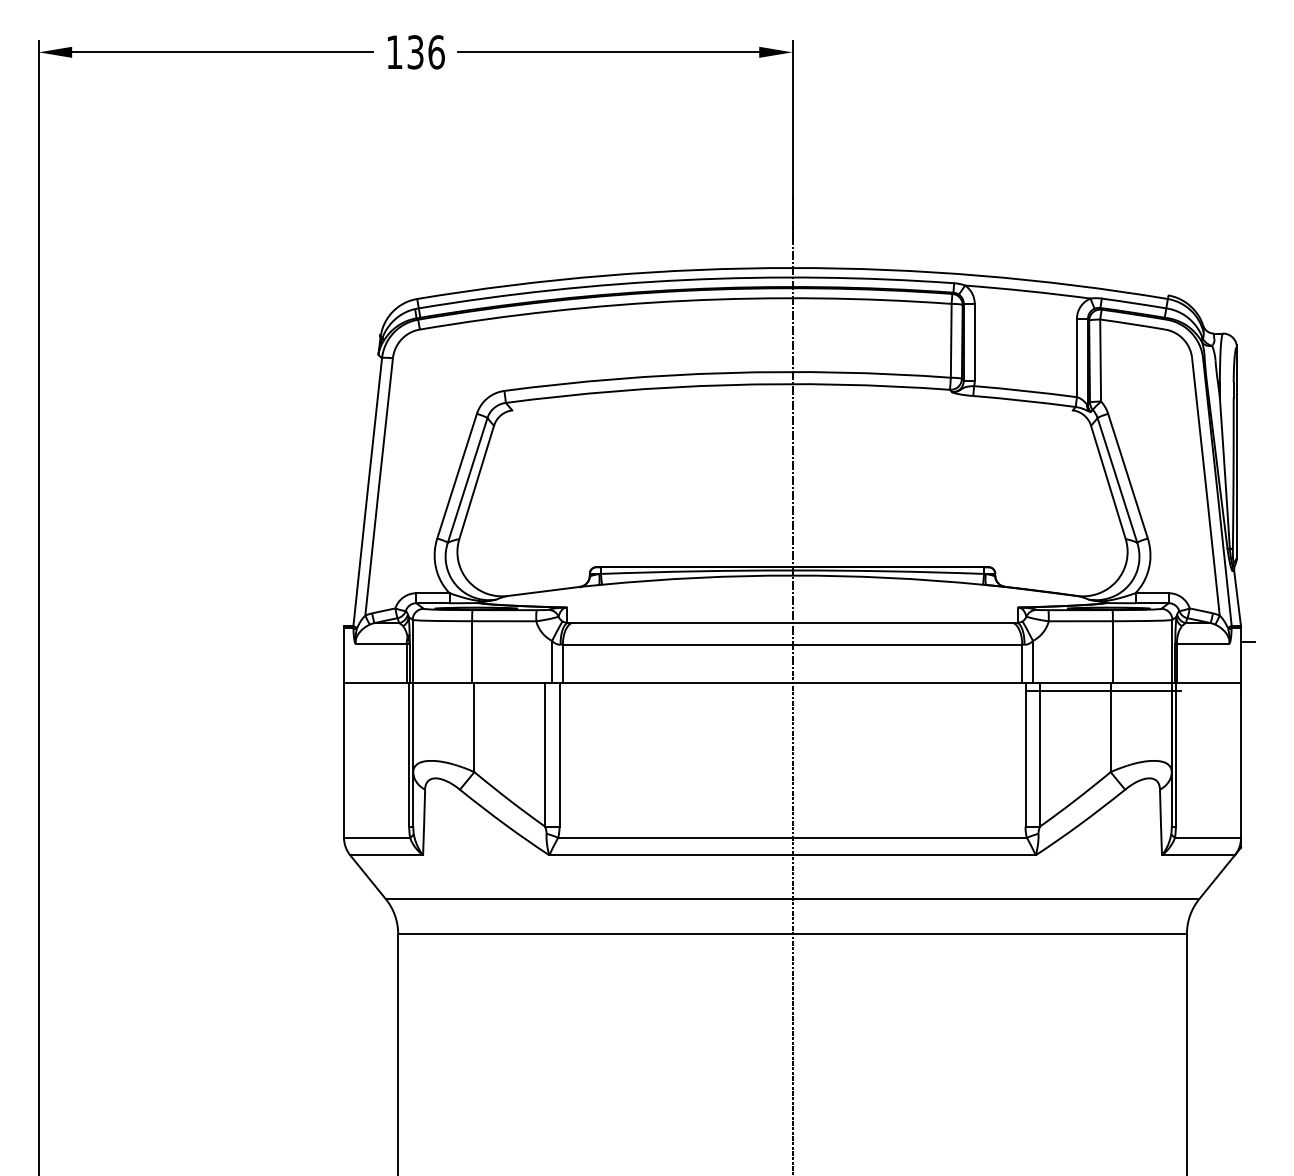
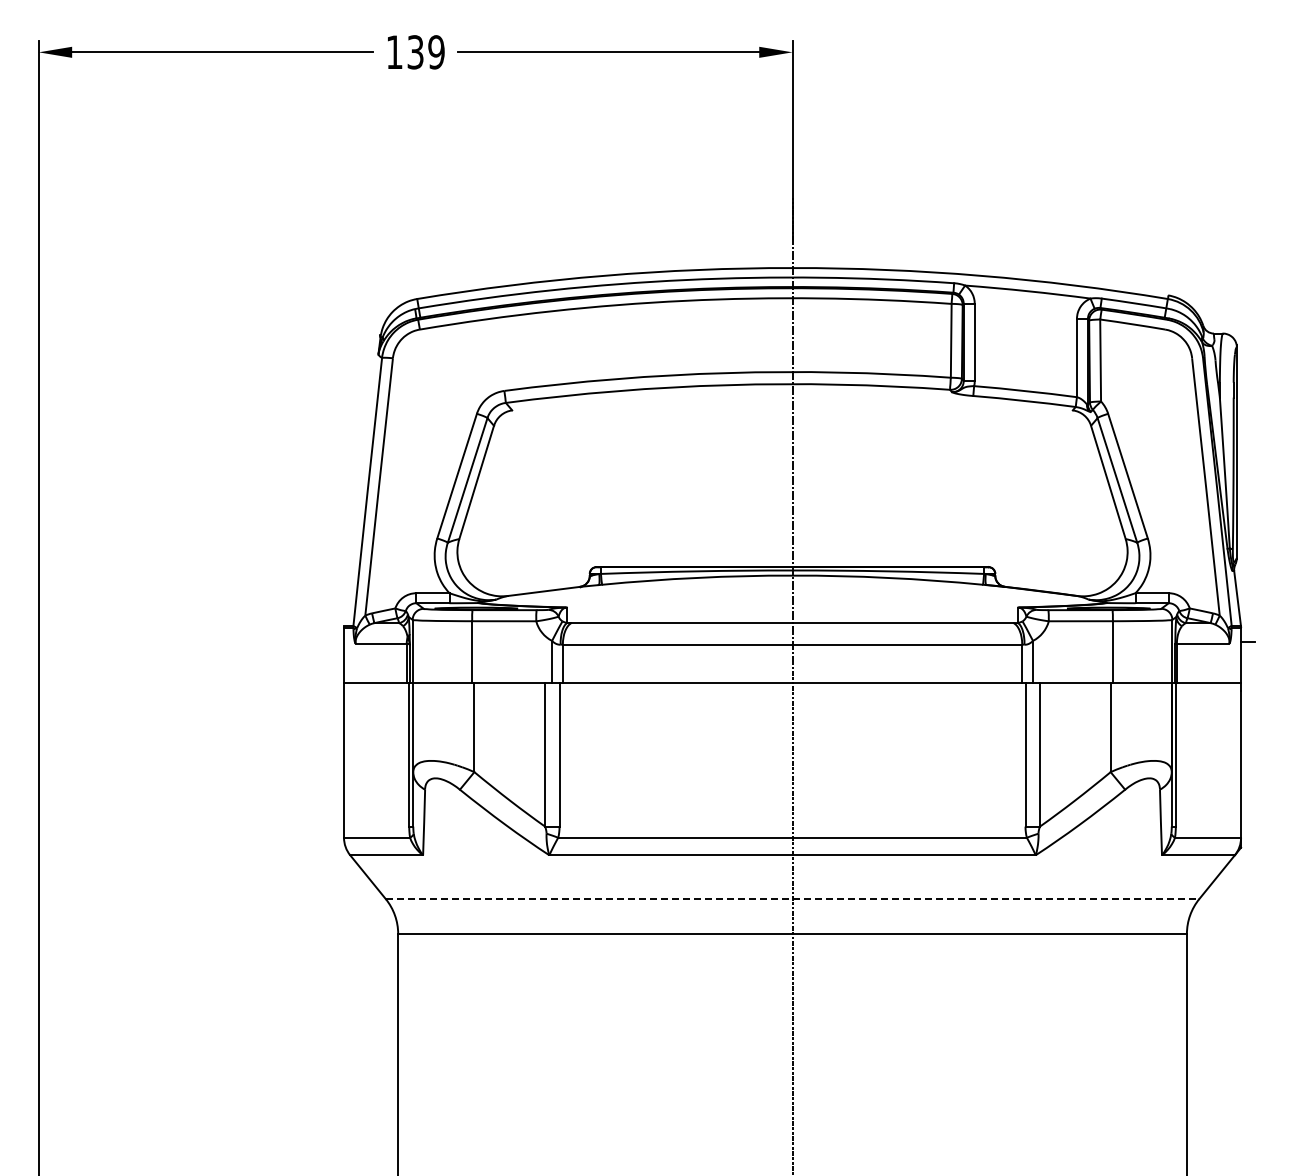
text: 136 -> 139 (436, 52)
line: present -> none (1104, 691)
line: solid -> dashed (792, 899)
